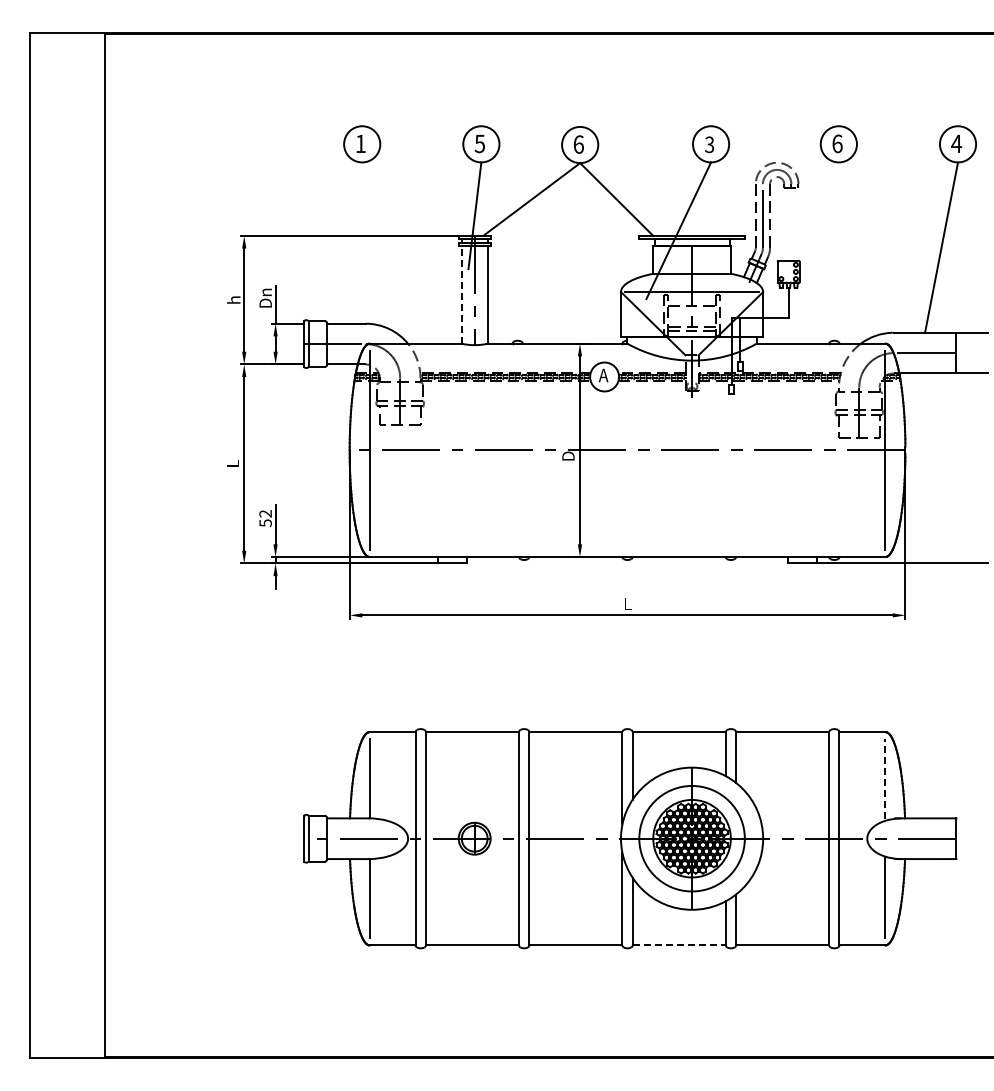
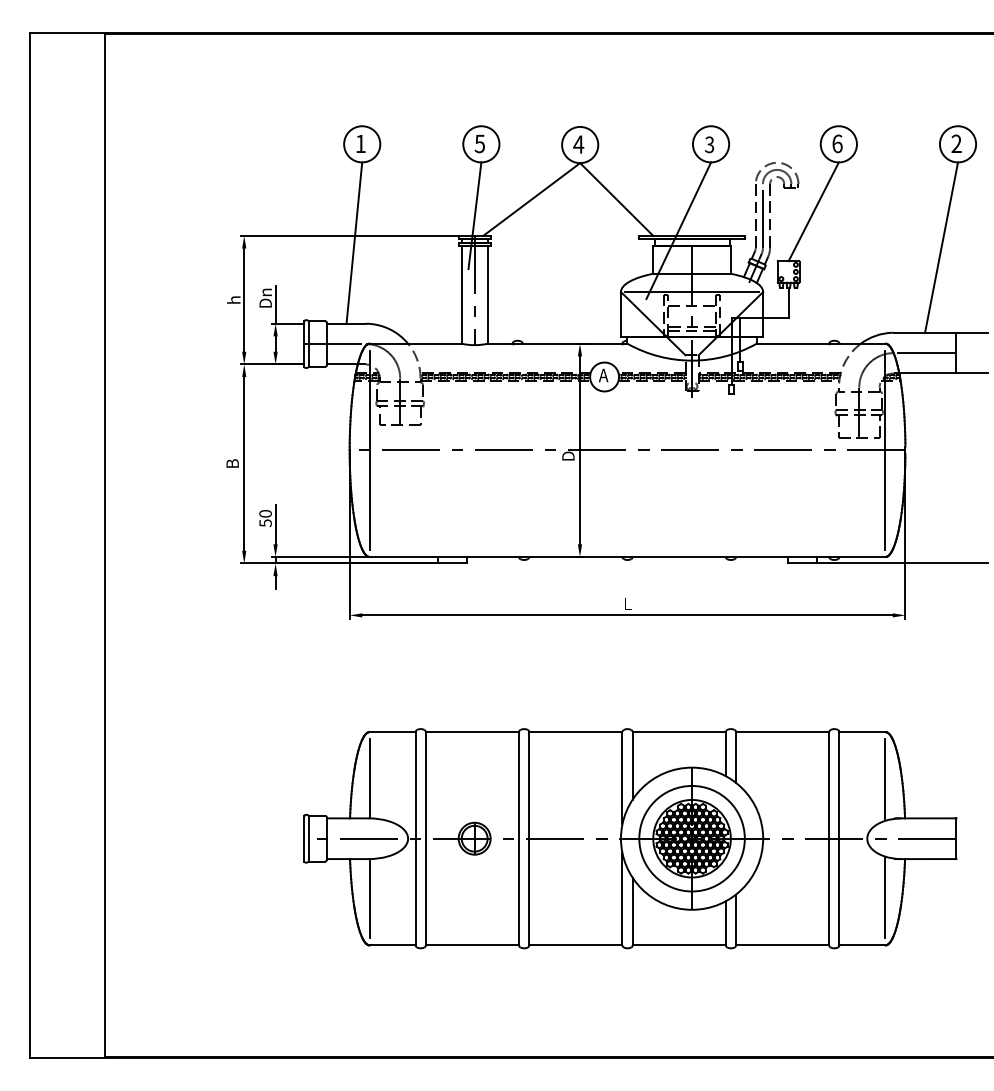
text: 4 -> 2 (956, 143)
text: 6 -> 4 (578, 144)
line: none -> present (813, 211)
line: none -> present (354, 242)
line: dashed -> solid (461, 295)
text: L -> B (232, 463)
text: 52 -> 50 (265, 513)
line: dashed -> solid (885, 779)
line: dashed -> solid (679, 945)
